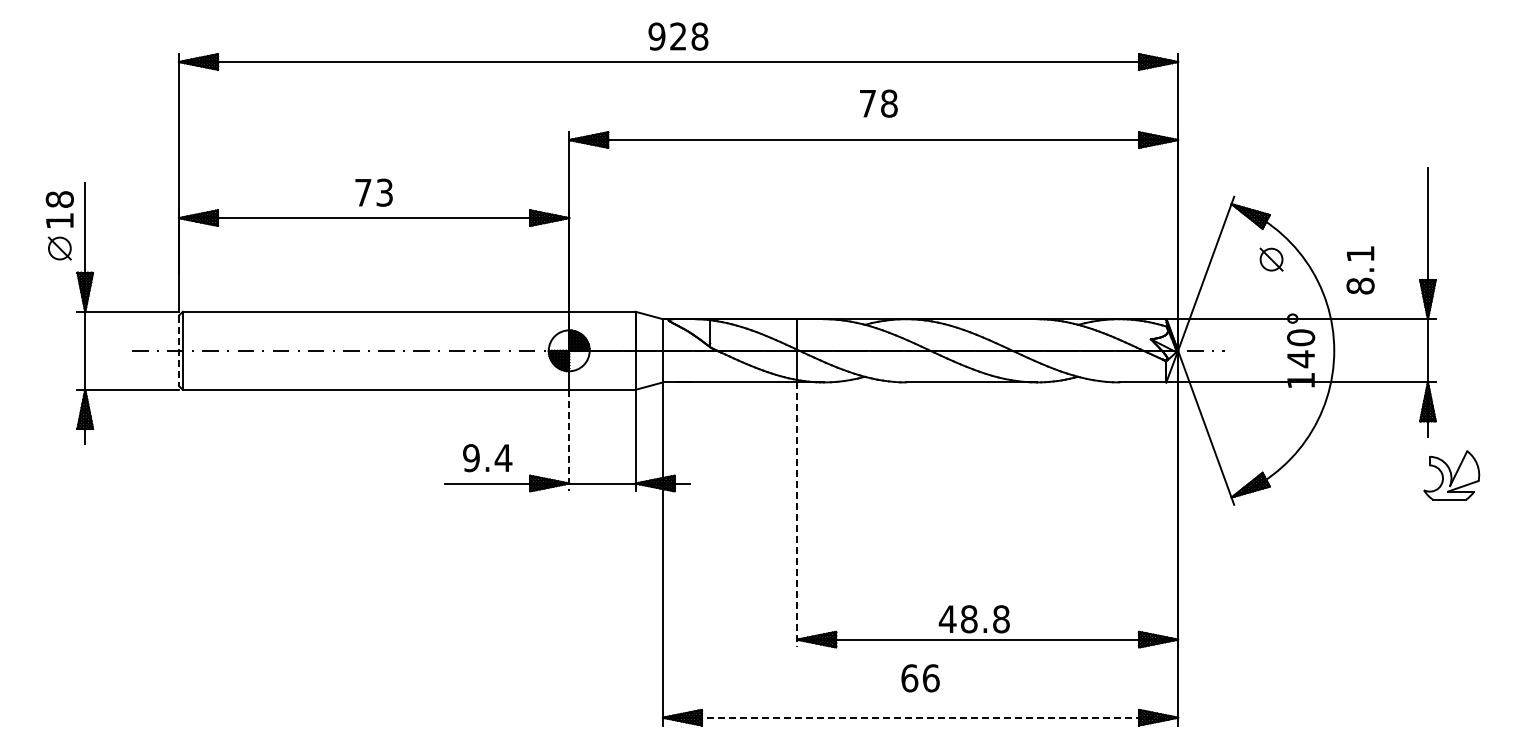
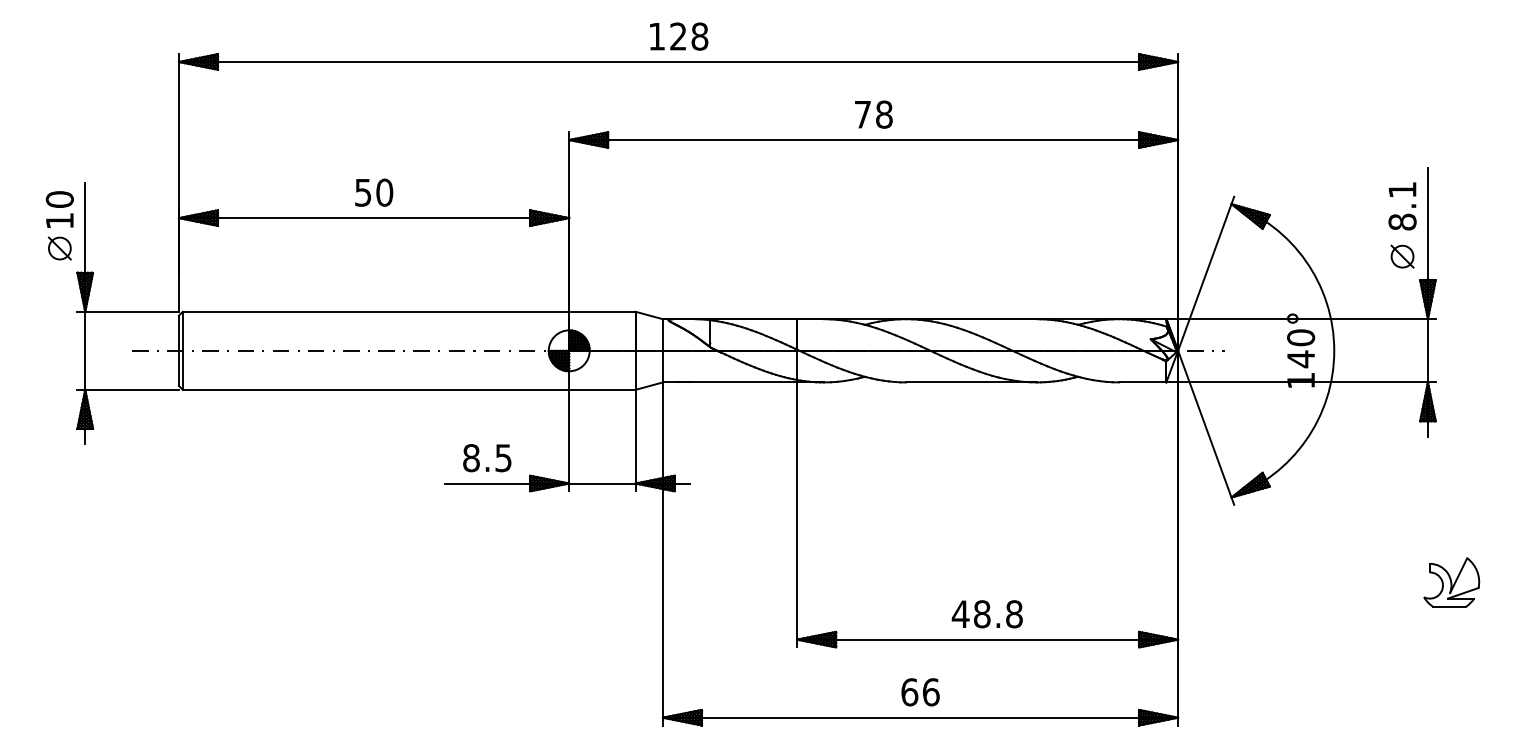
text: 928 -> 128 (656, 36)
text position: (878, 103) -> (873, 114) (873, 114)
text: 73 -> 50 (374, 192)
text: 18 -> 10 (59, 199)
part position: (1271, 259) -> (1402, 256) (1402, 256)
text position: (1360, 270) -> (1402, 206) (1402, 206)
line: dashed -> solid (178, 351)
line: dashed -> solid (569, 440)
text: 9.4 -> 8.5 (487, 458)
part position: (1451, 475) -> (1451, 582) (1451, 582)
line: dashed -> solid (797, 514)
text position: (973, 619) -> (986, 614) (986, 614)
text position: (920, 678) -> (920, 692) (920, 692)
line: dashed -> solid (920, 717)
